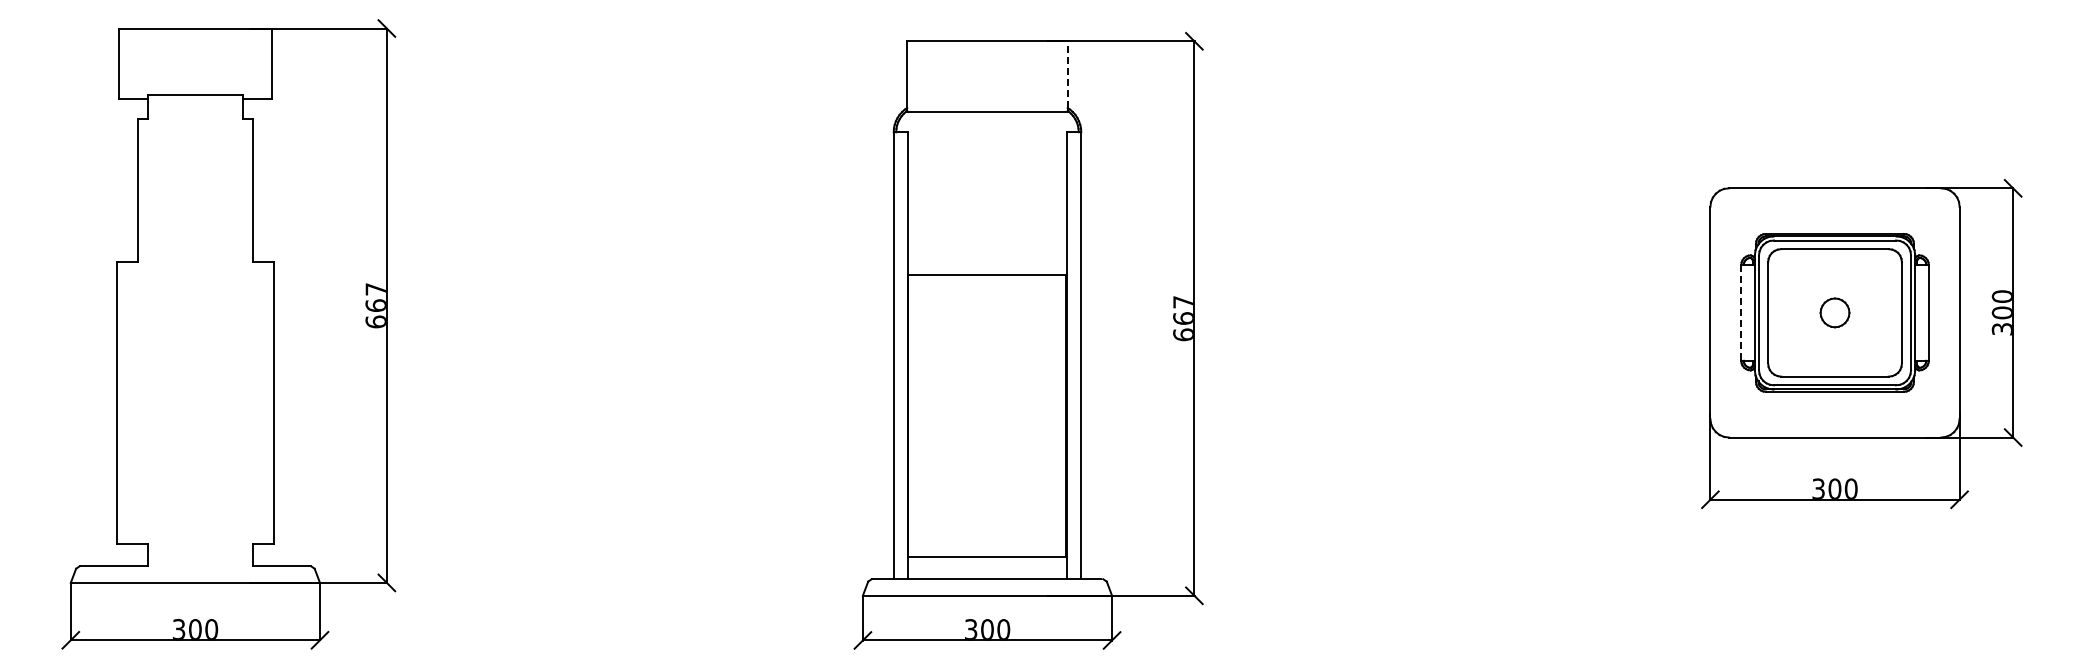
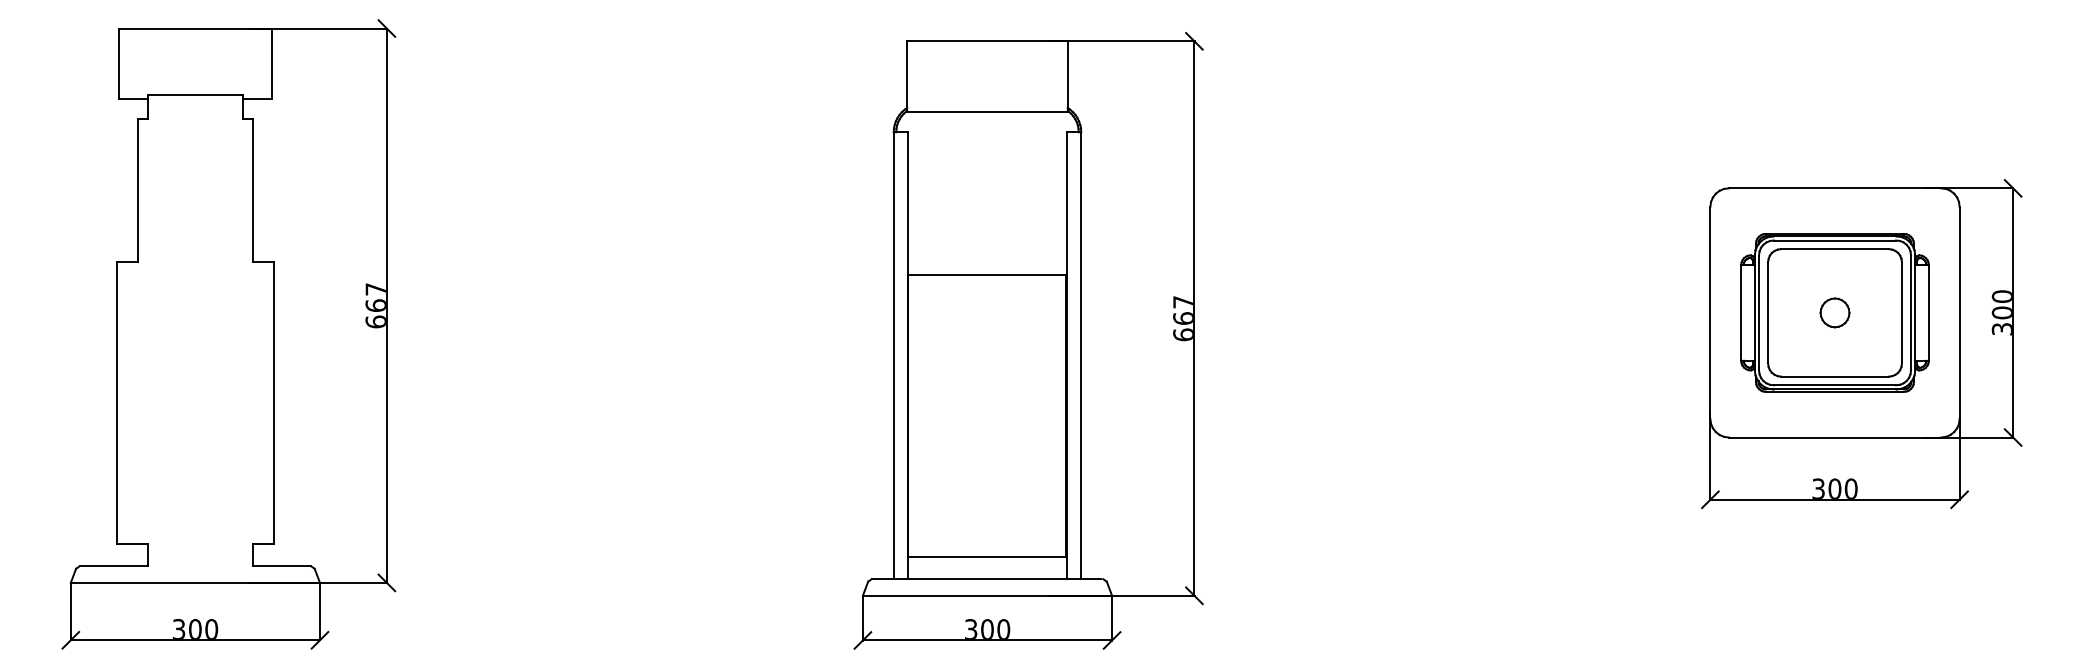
line: dashed -> solid (1067, 74)
line: dashed -> solid (1741, 312)
